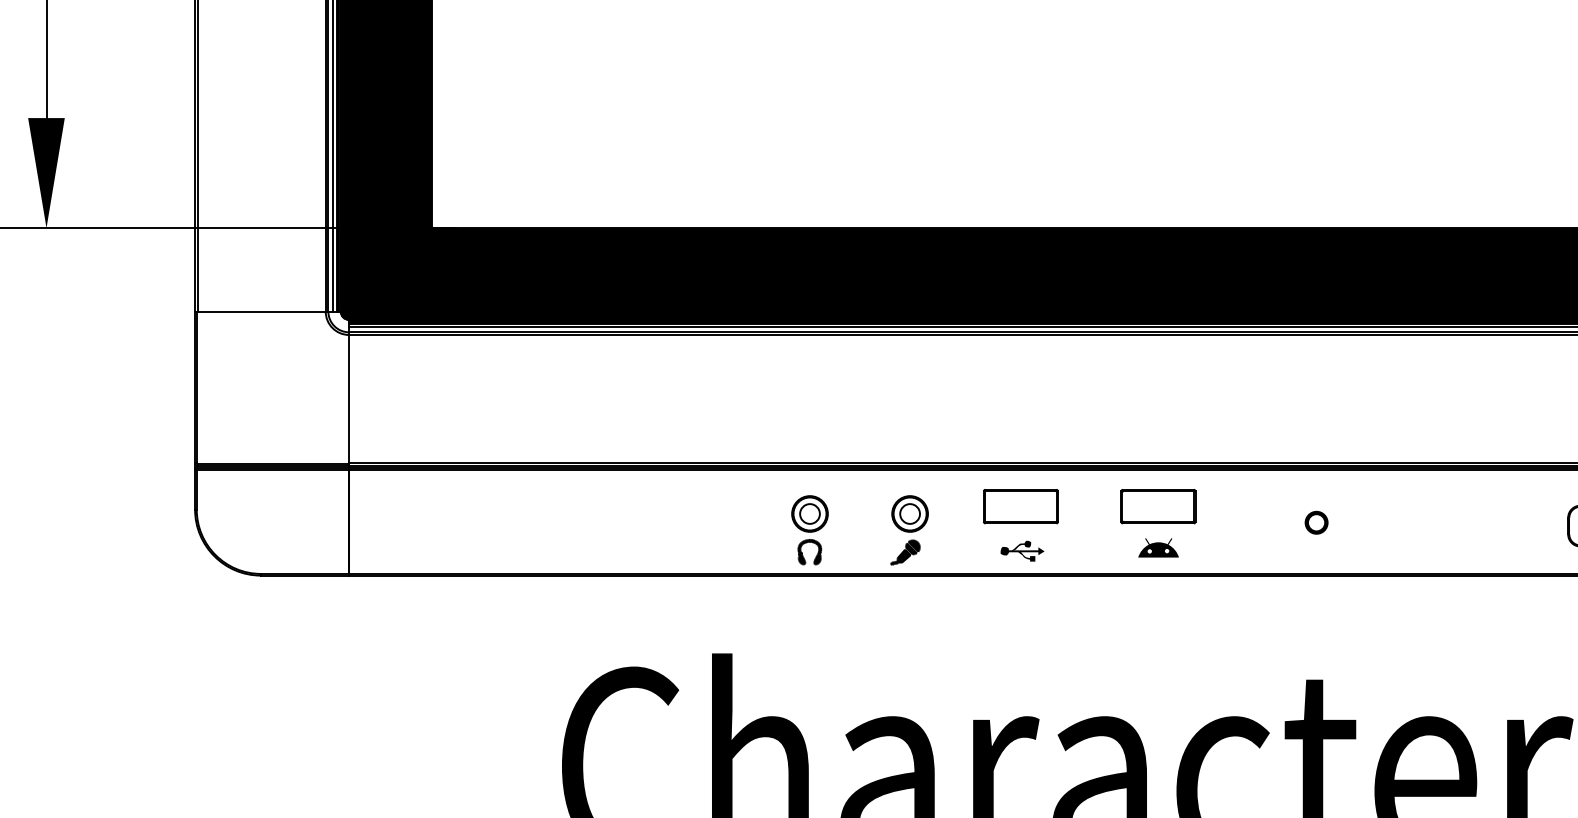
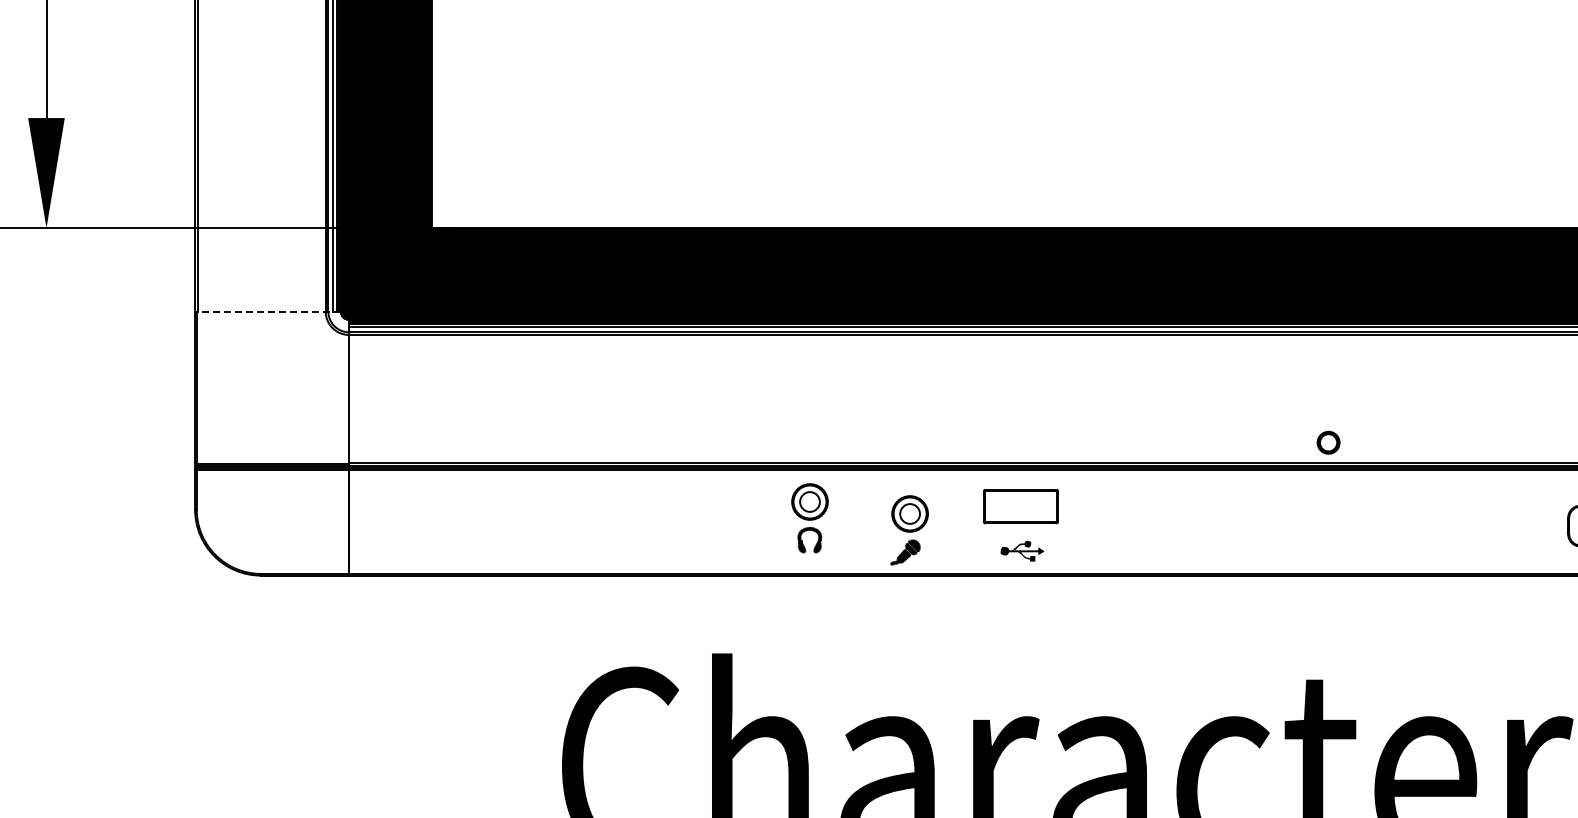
line: solid -> dashed (268, 311)
part: present -> none (1158, 506)
part position: (1316, 522) -> (1328, 442) (1328, 442)
part position: (809, 530) -> (809, 518) (809, 518)
part: present -> none (1158, 547)
